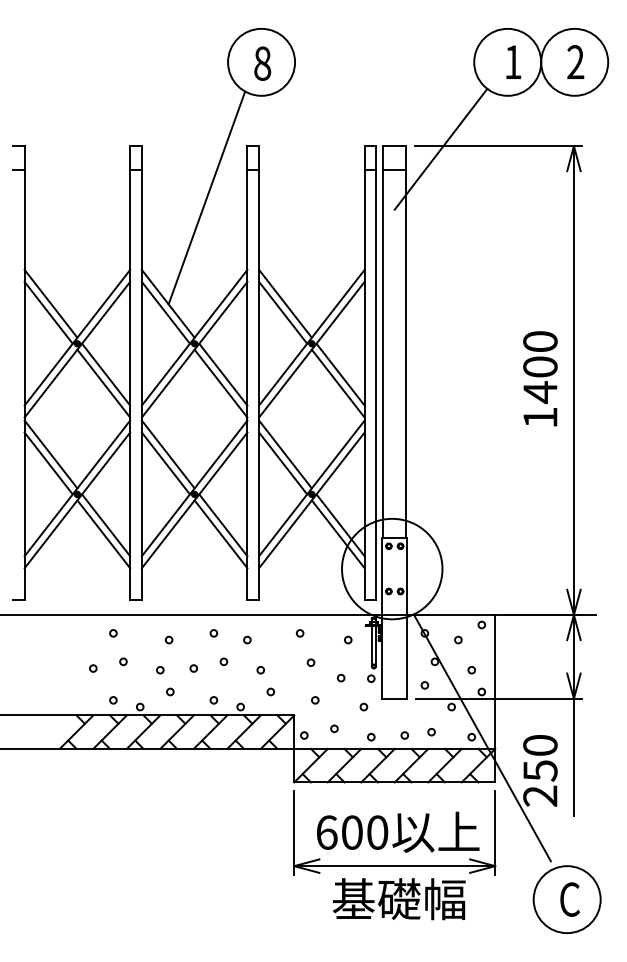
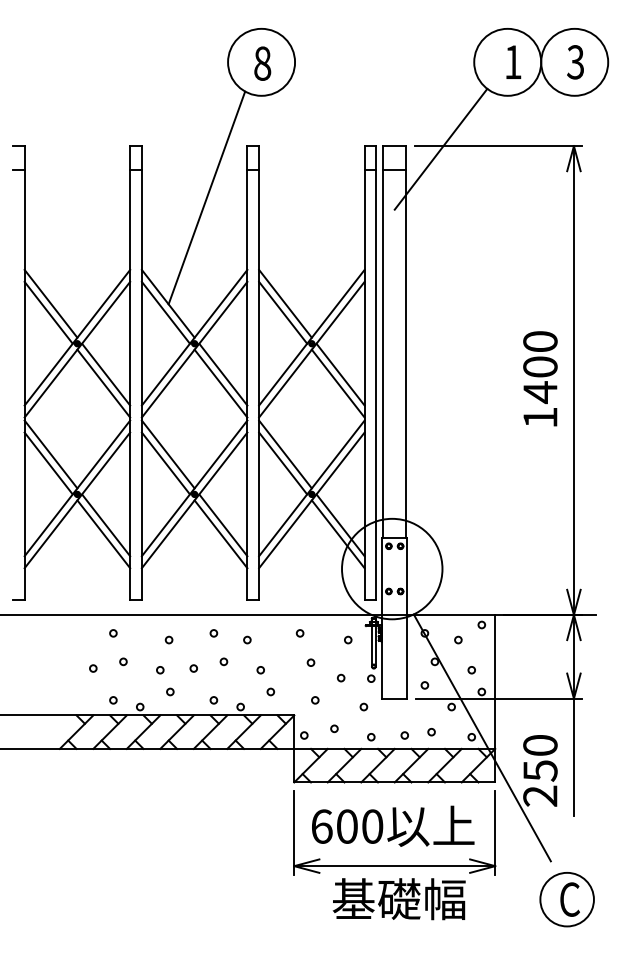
text: 2 -> 3 (575, 62)
text position: (398, 831) -> (393, 825) (393, 825)
circle diameter: 67 px -> 54 px (566, 899)
